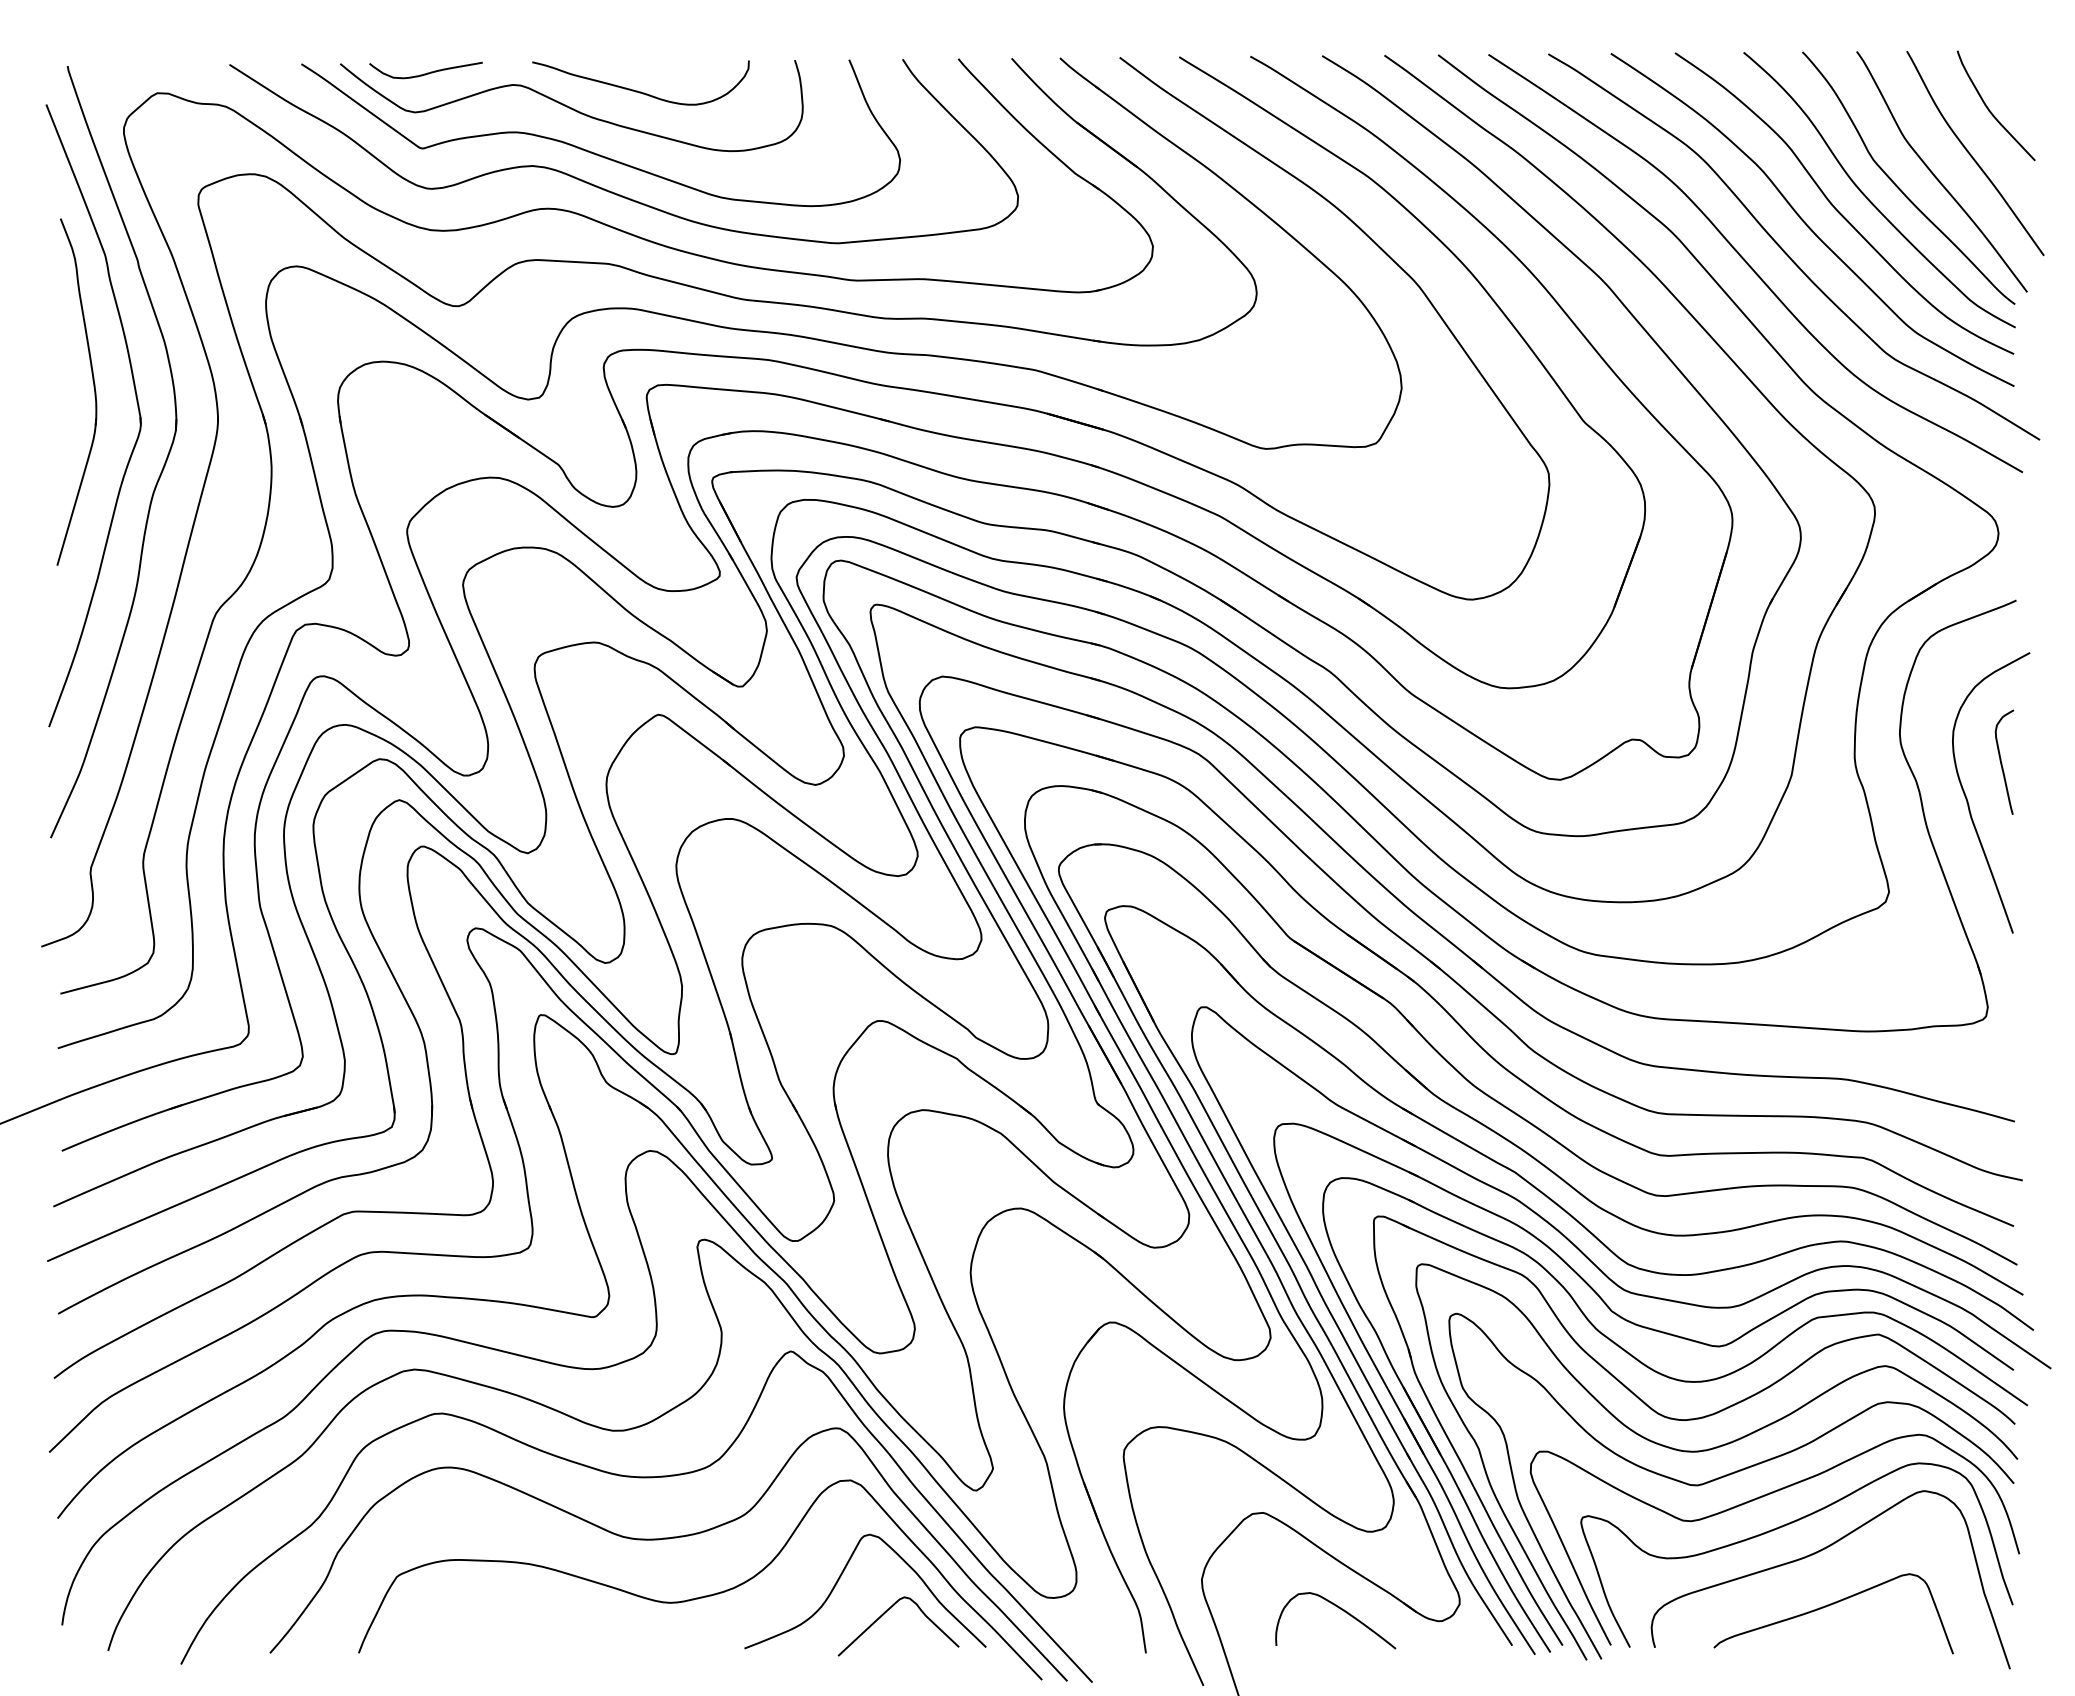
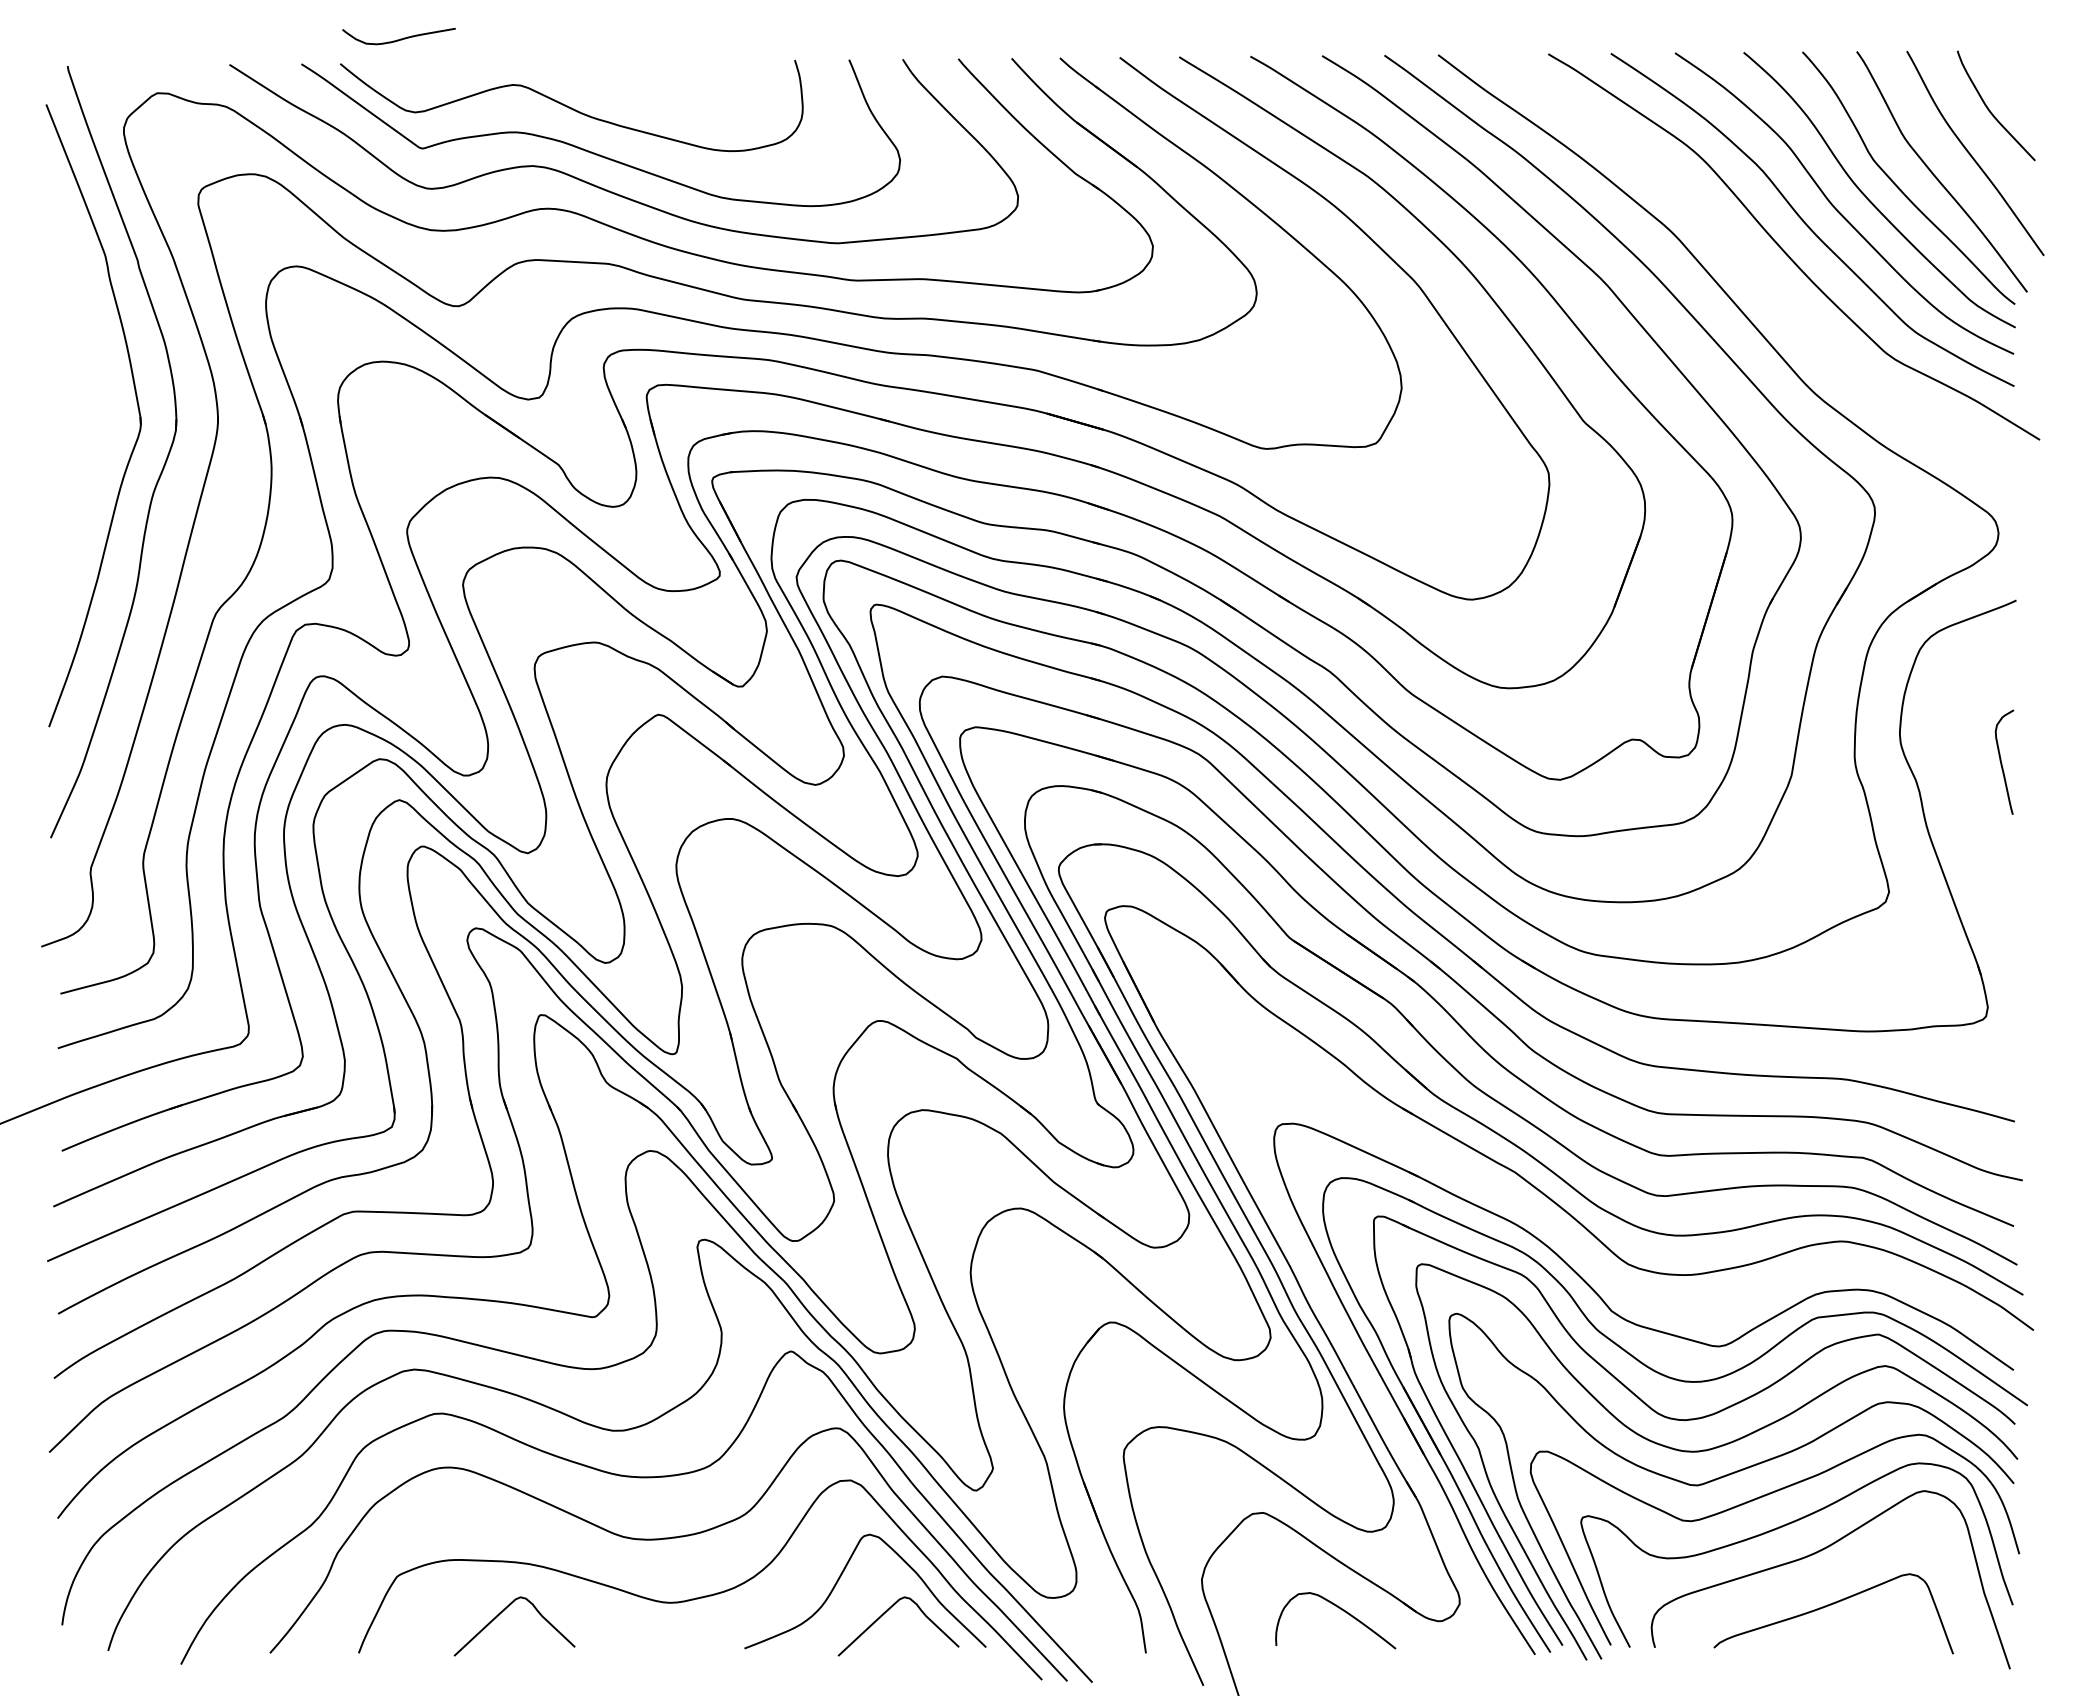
curve position: (427, 72) -> (400, 38) (400, 38)
curve: present -> none (637, 90)
curve: present -> none (1751, 266)
part: present -> none (93, 387)
curve: present -> none (1968, 801)
part: present -> none (1632, 1294)
curve: none -> present (501, 1613)
